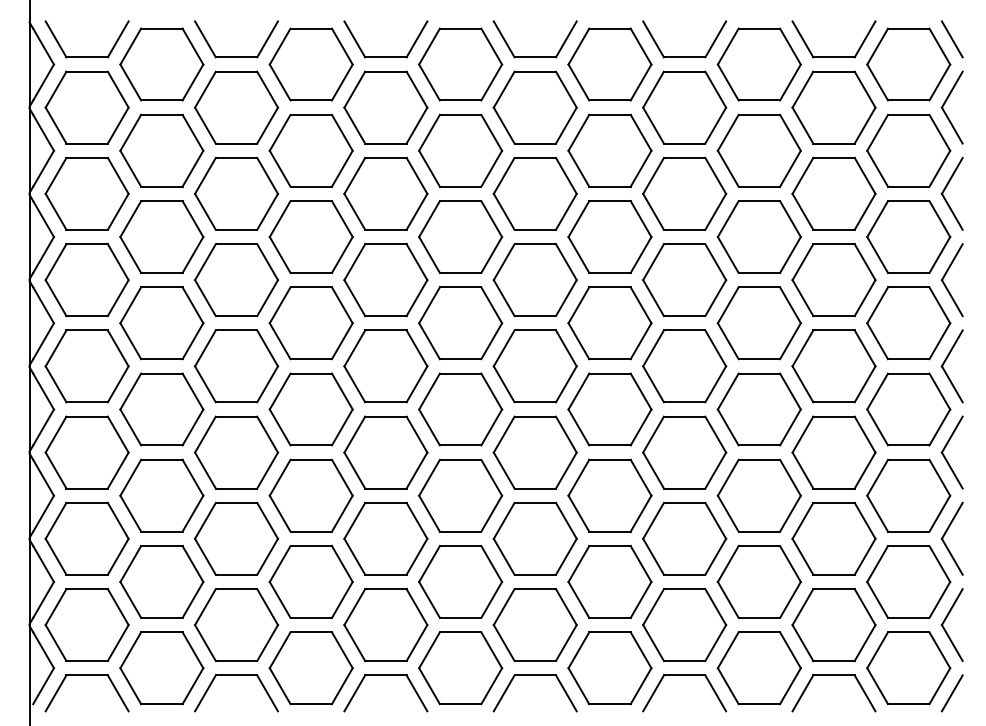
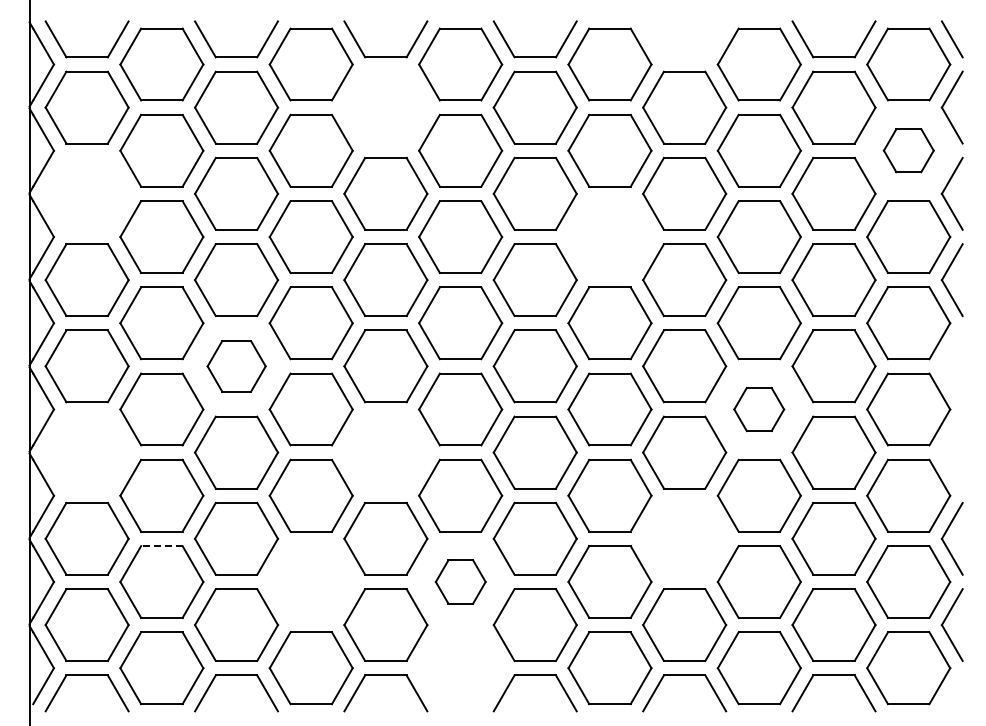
part: present -> none (684, 56)
part: present -> none (385, 107)
part size: 86x75 px -> 53x46 px (908, 150)
part: present -> none (86, 193)
part: present -> none (609, 236)
part: present -> none (945, 362)
part size: 86x75 px -> 61x53 px (236, 366)
part size: 86x75 px -> 53x47 px (759, 409)
part: present -> none (945, 448)
part: present -> none (86, 452)
part: present -> none (385, 452)
part: present -> none (684, 538)
line: solid -> dashed (161, 546)
part: present -> none (310, 581)
part size: 86x74 px -> 53x46 px (460, 581)
part: present -> none (460, 668)
line: present -> none (951, 693)
